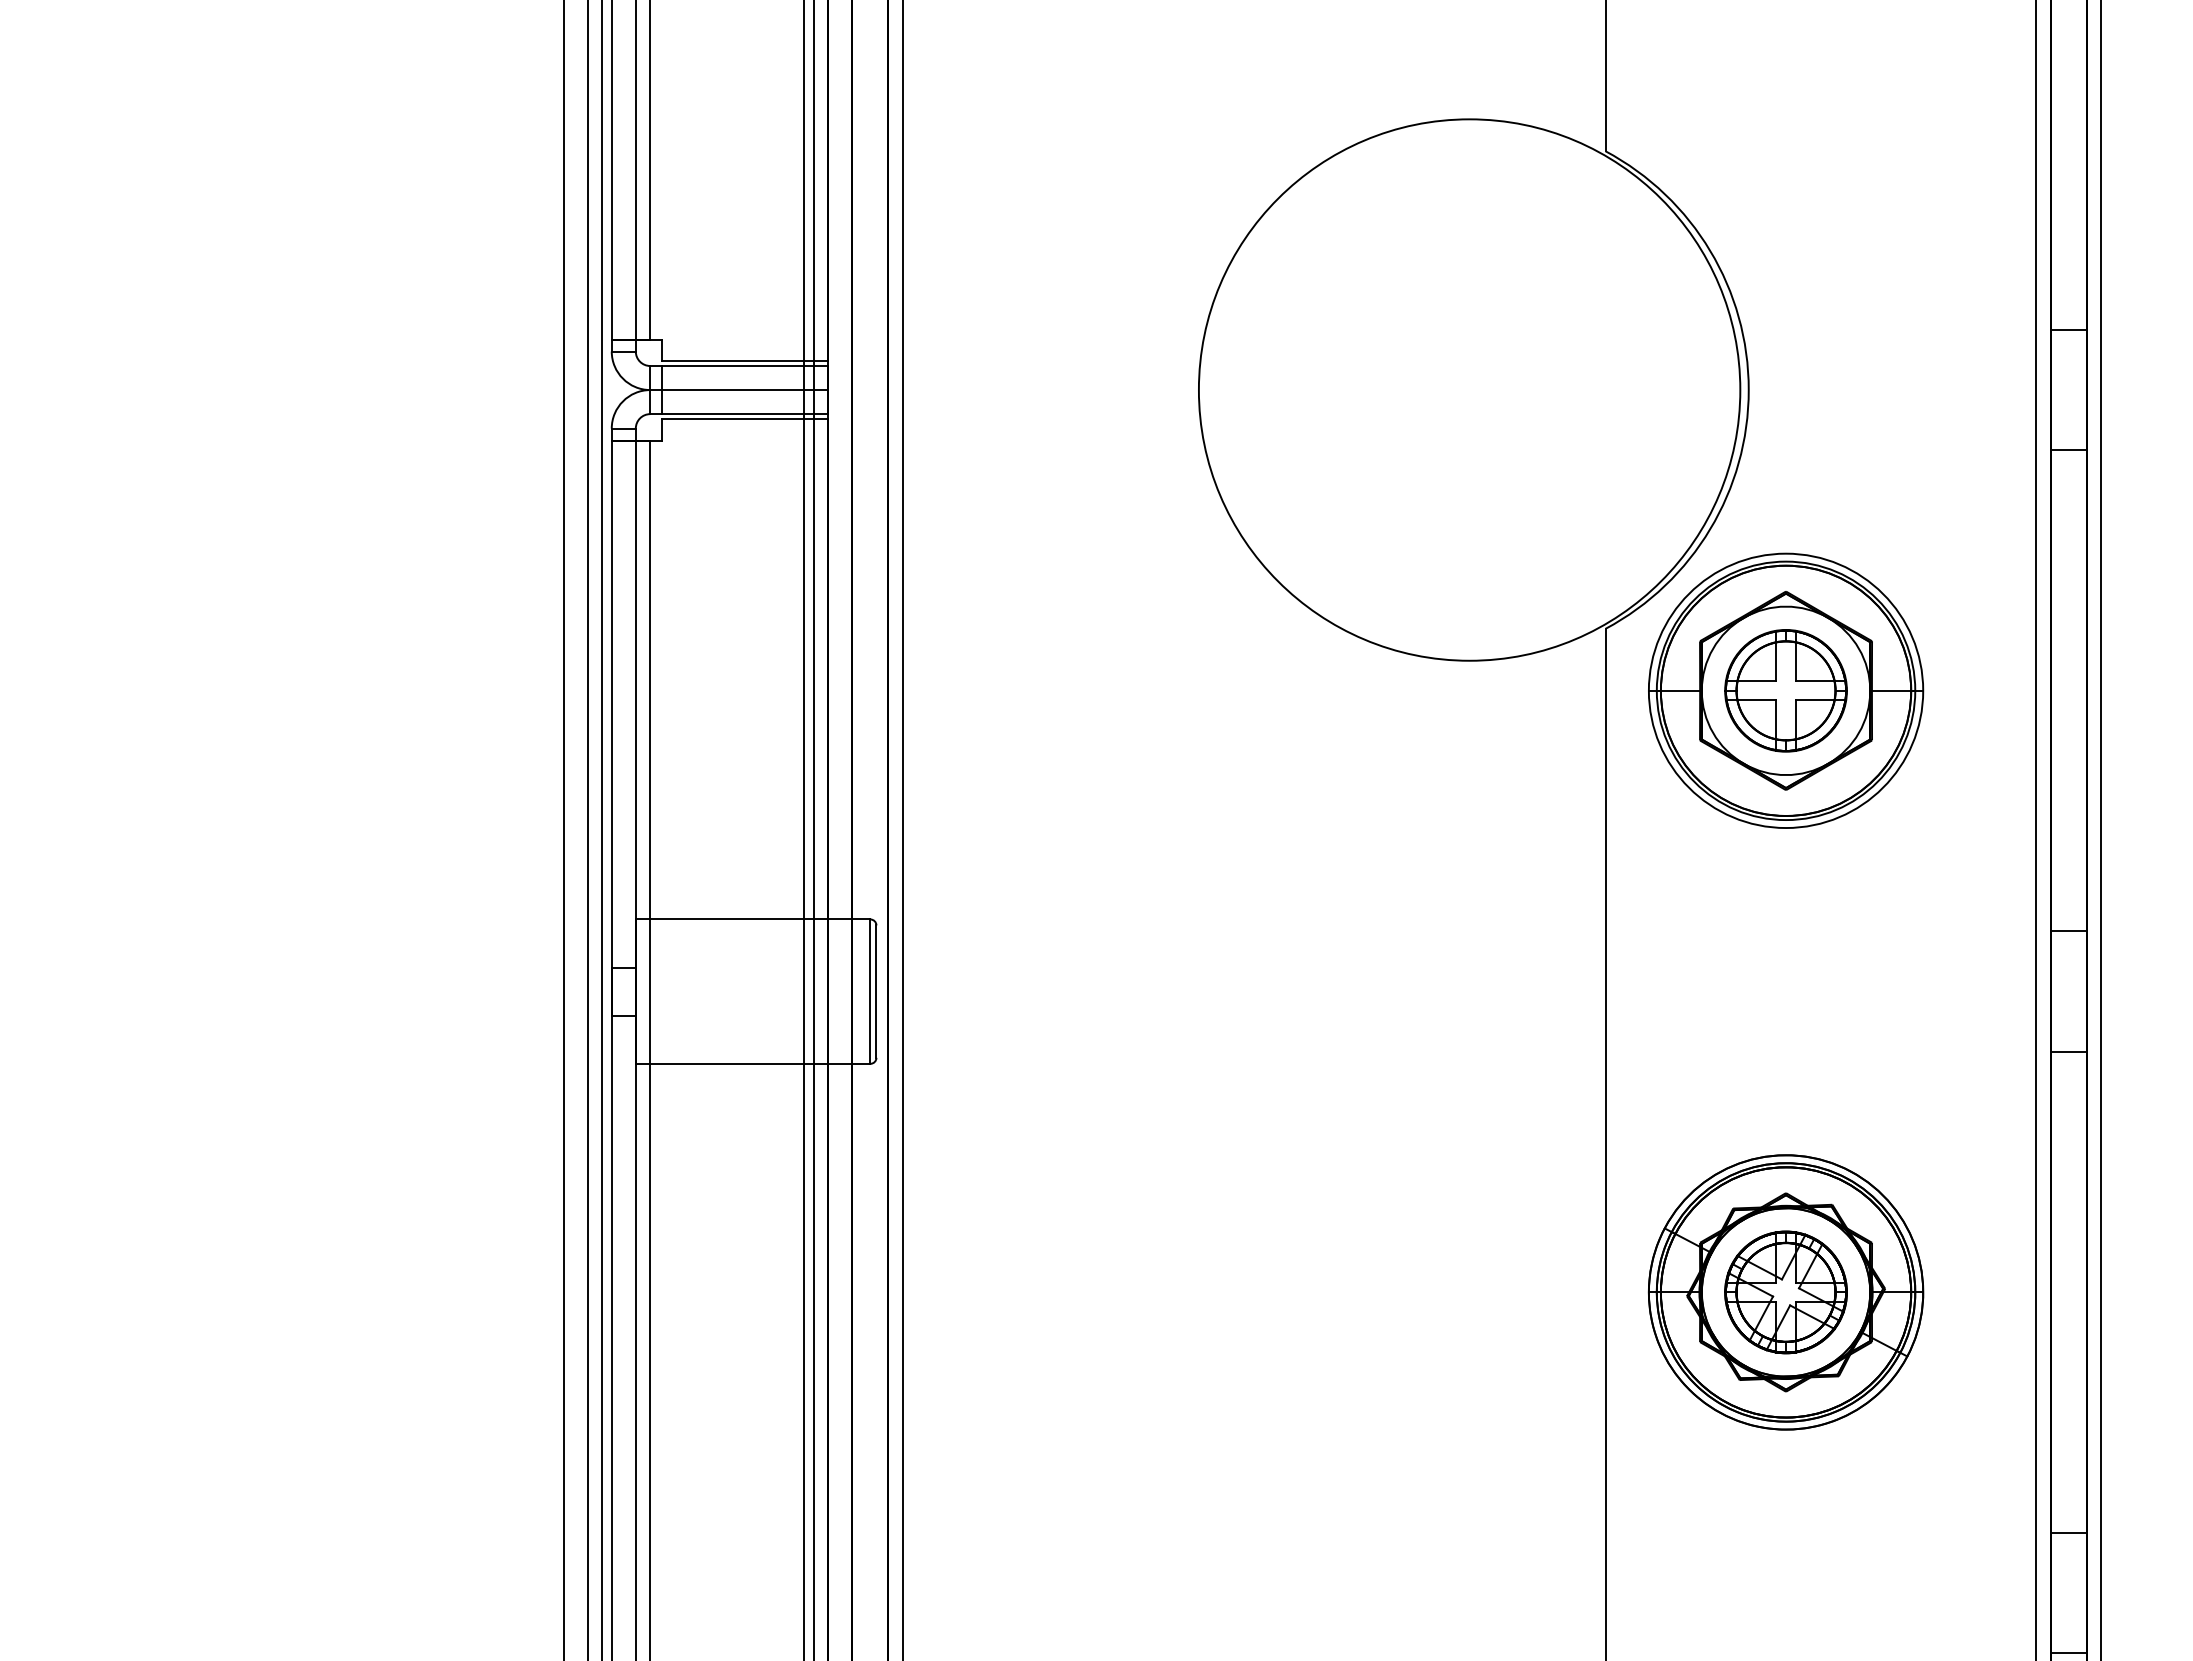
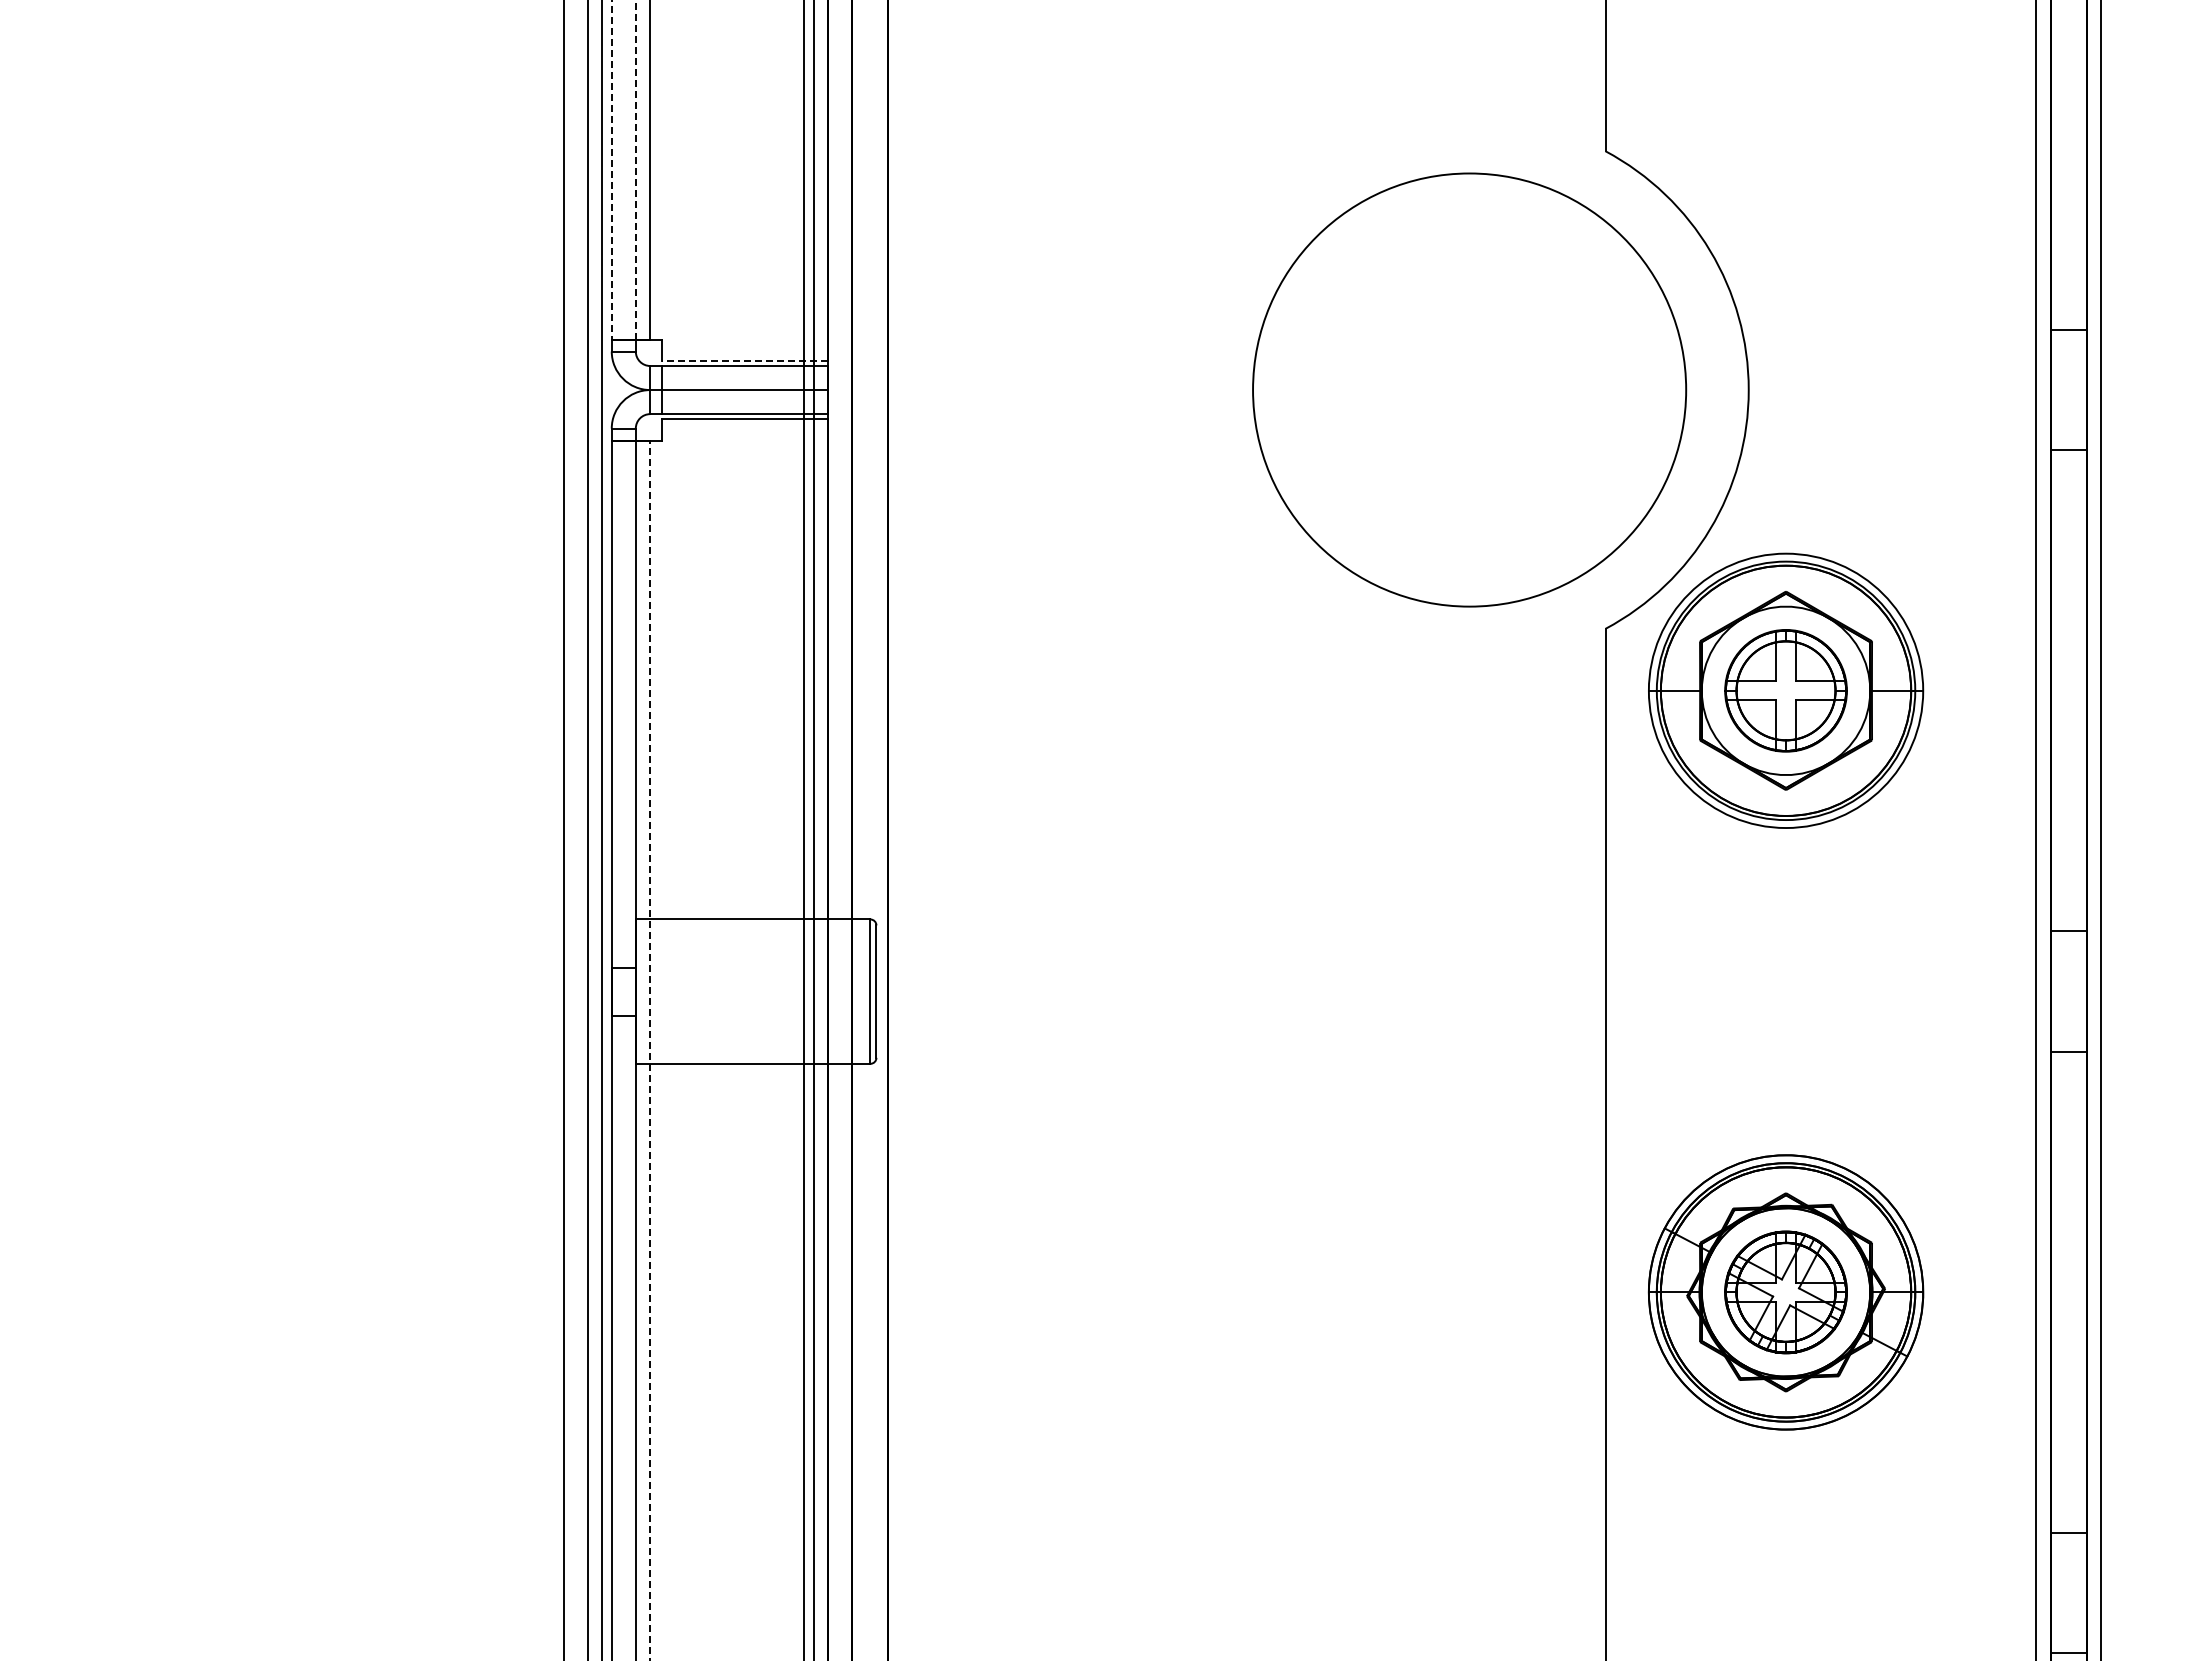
line: solid -> dashed (635, 169)
line: solid -> dashed (611, 170)
line: solid -> dashed (744, 361)
circle diameter: 541 px -> 433 px (1469, 389)
line: present -> none (902, 829)
line: solid -> dashed (650, 1050)
